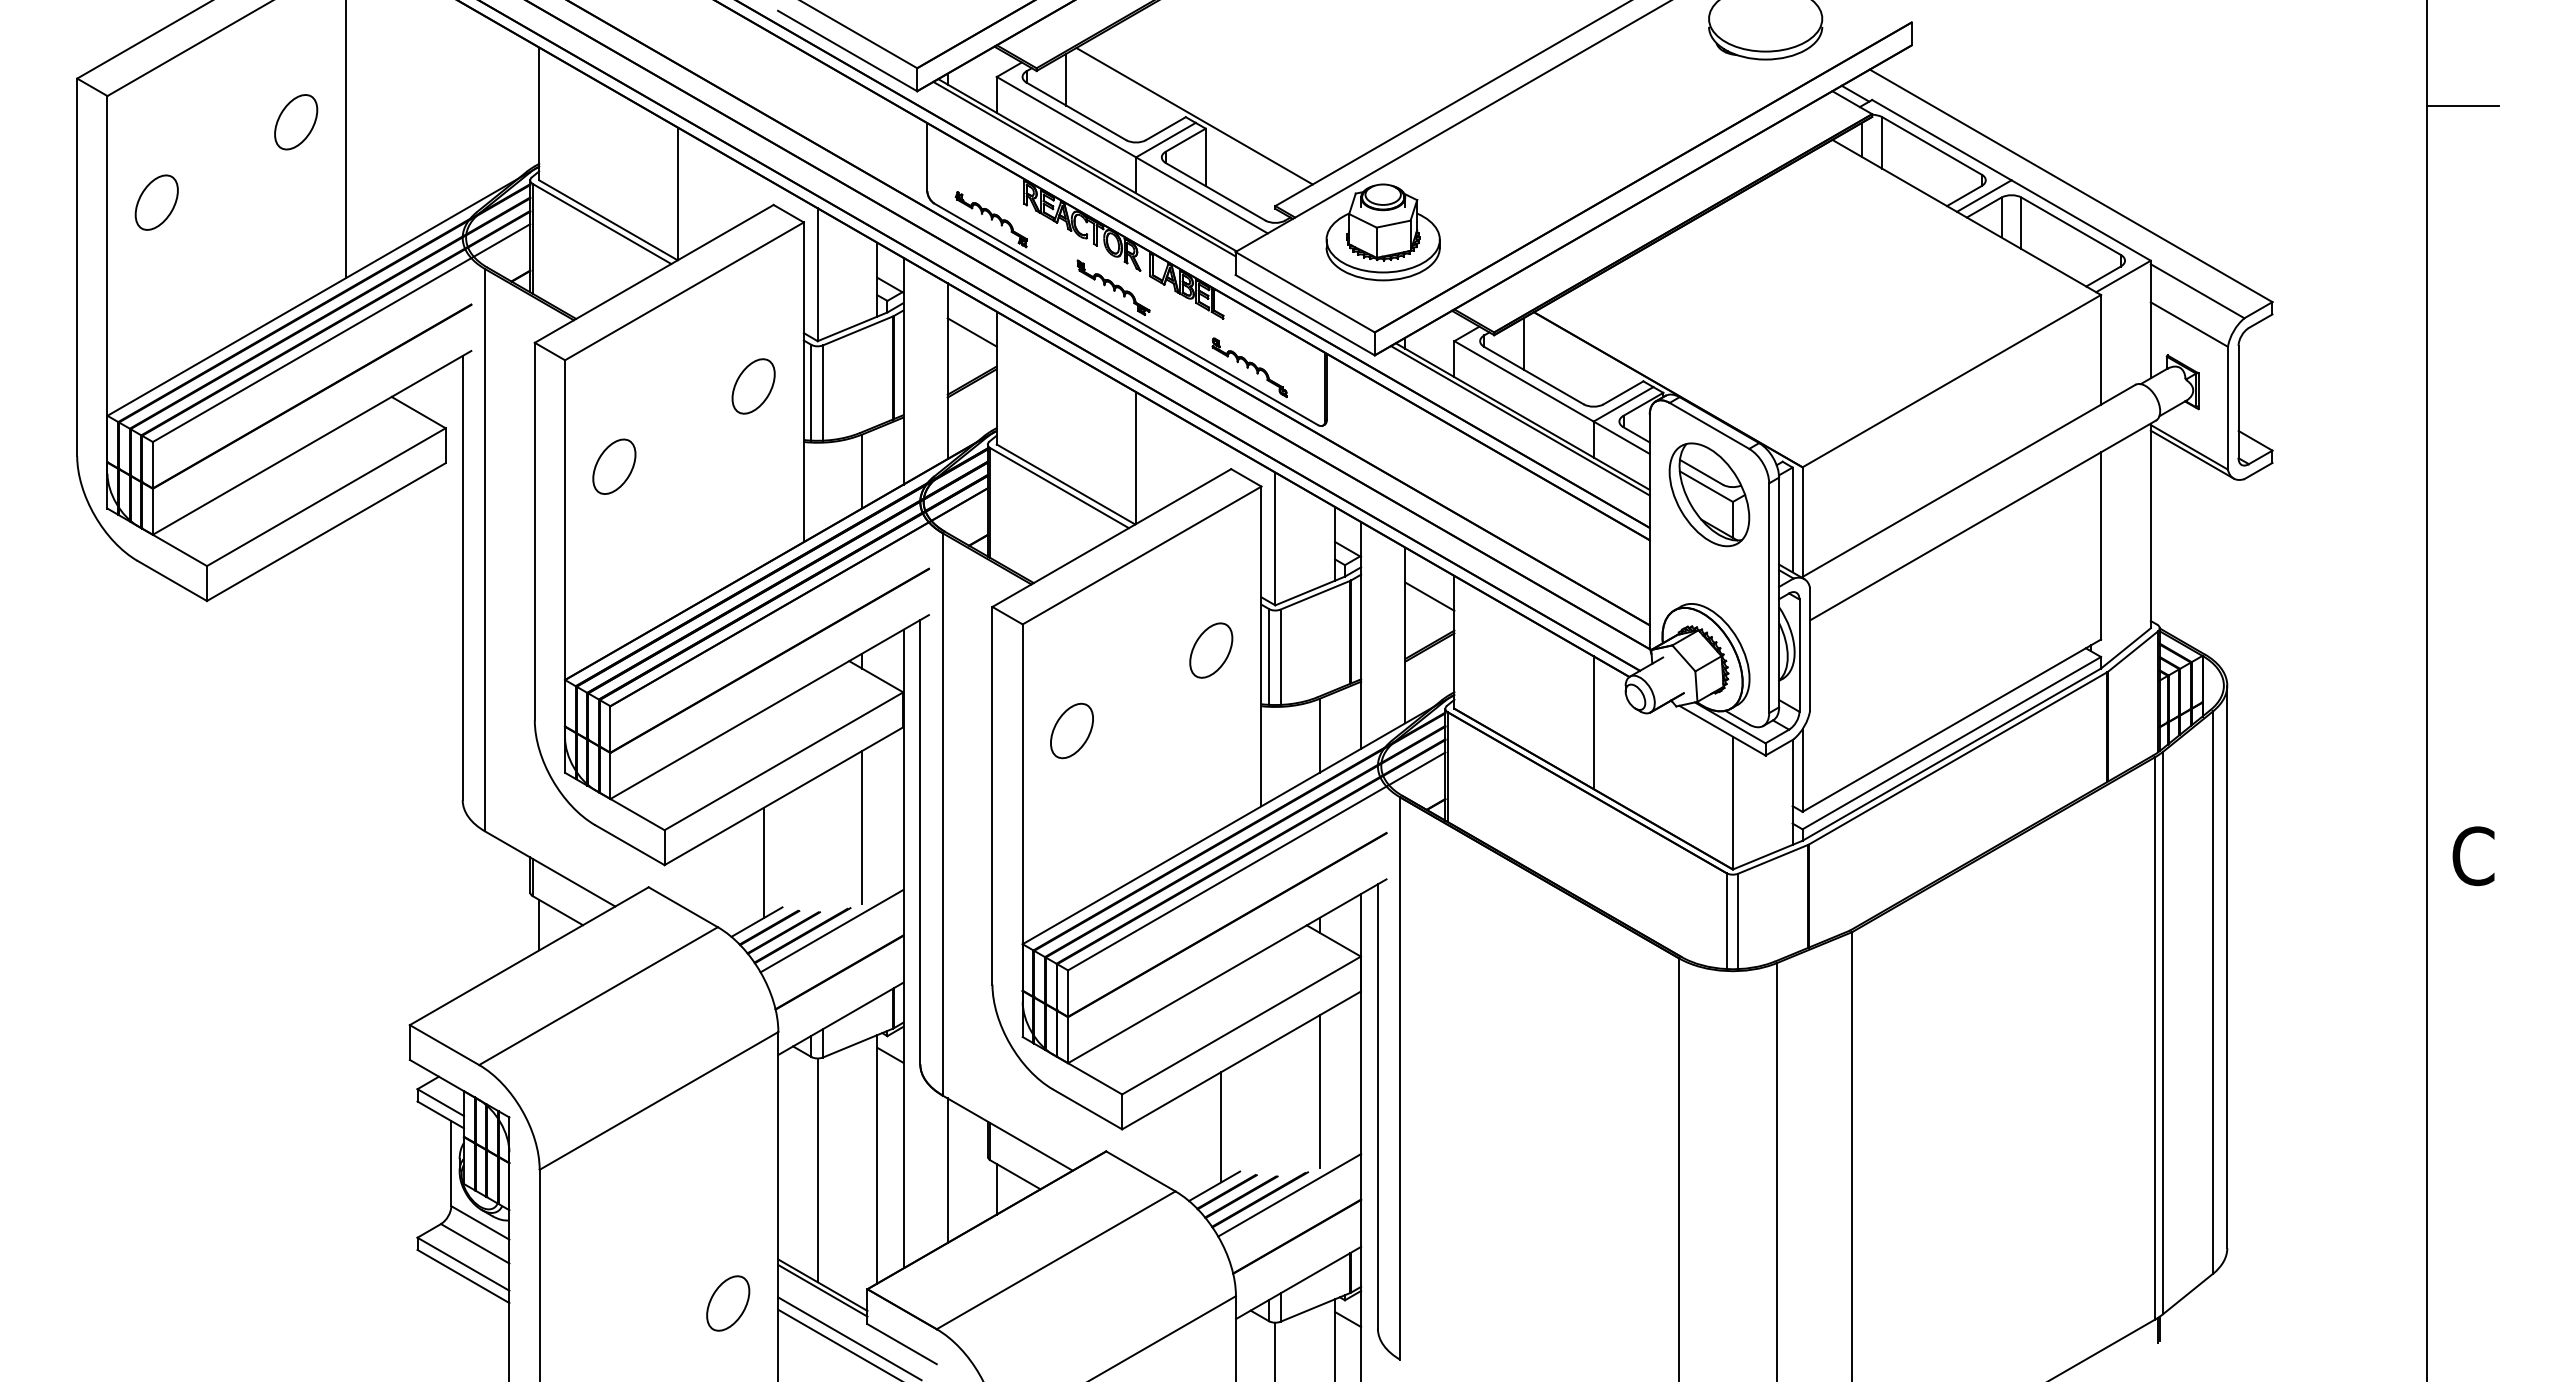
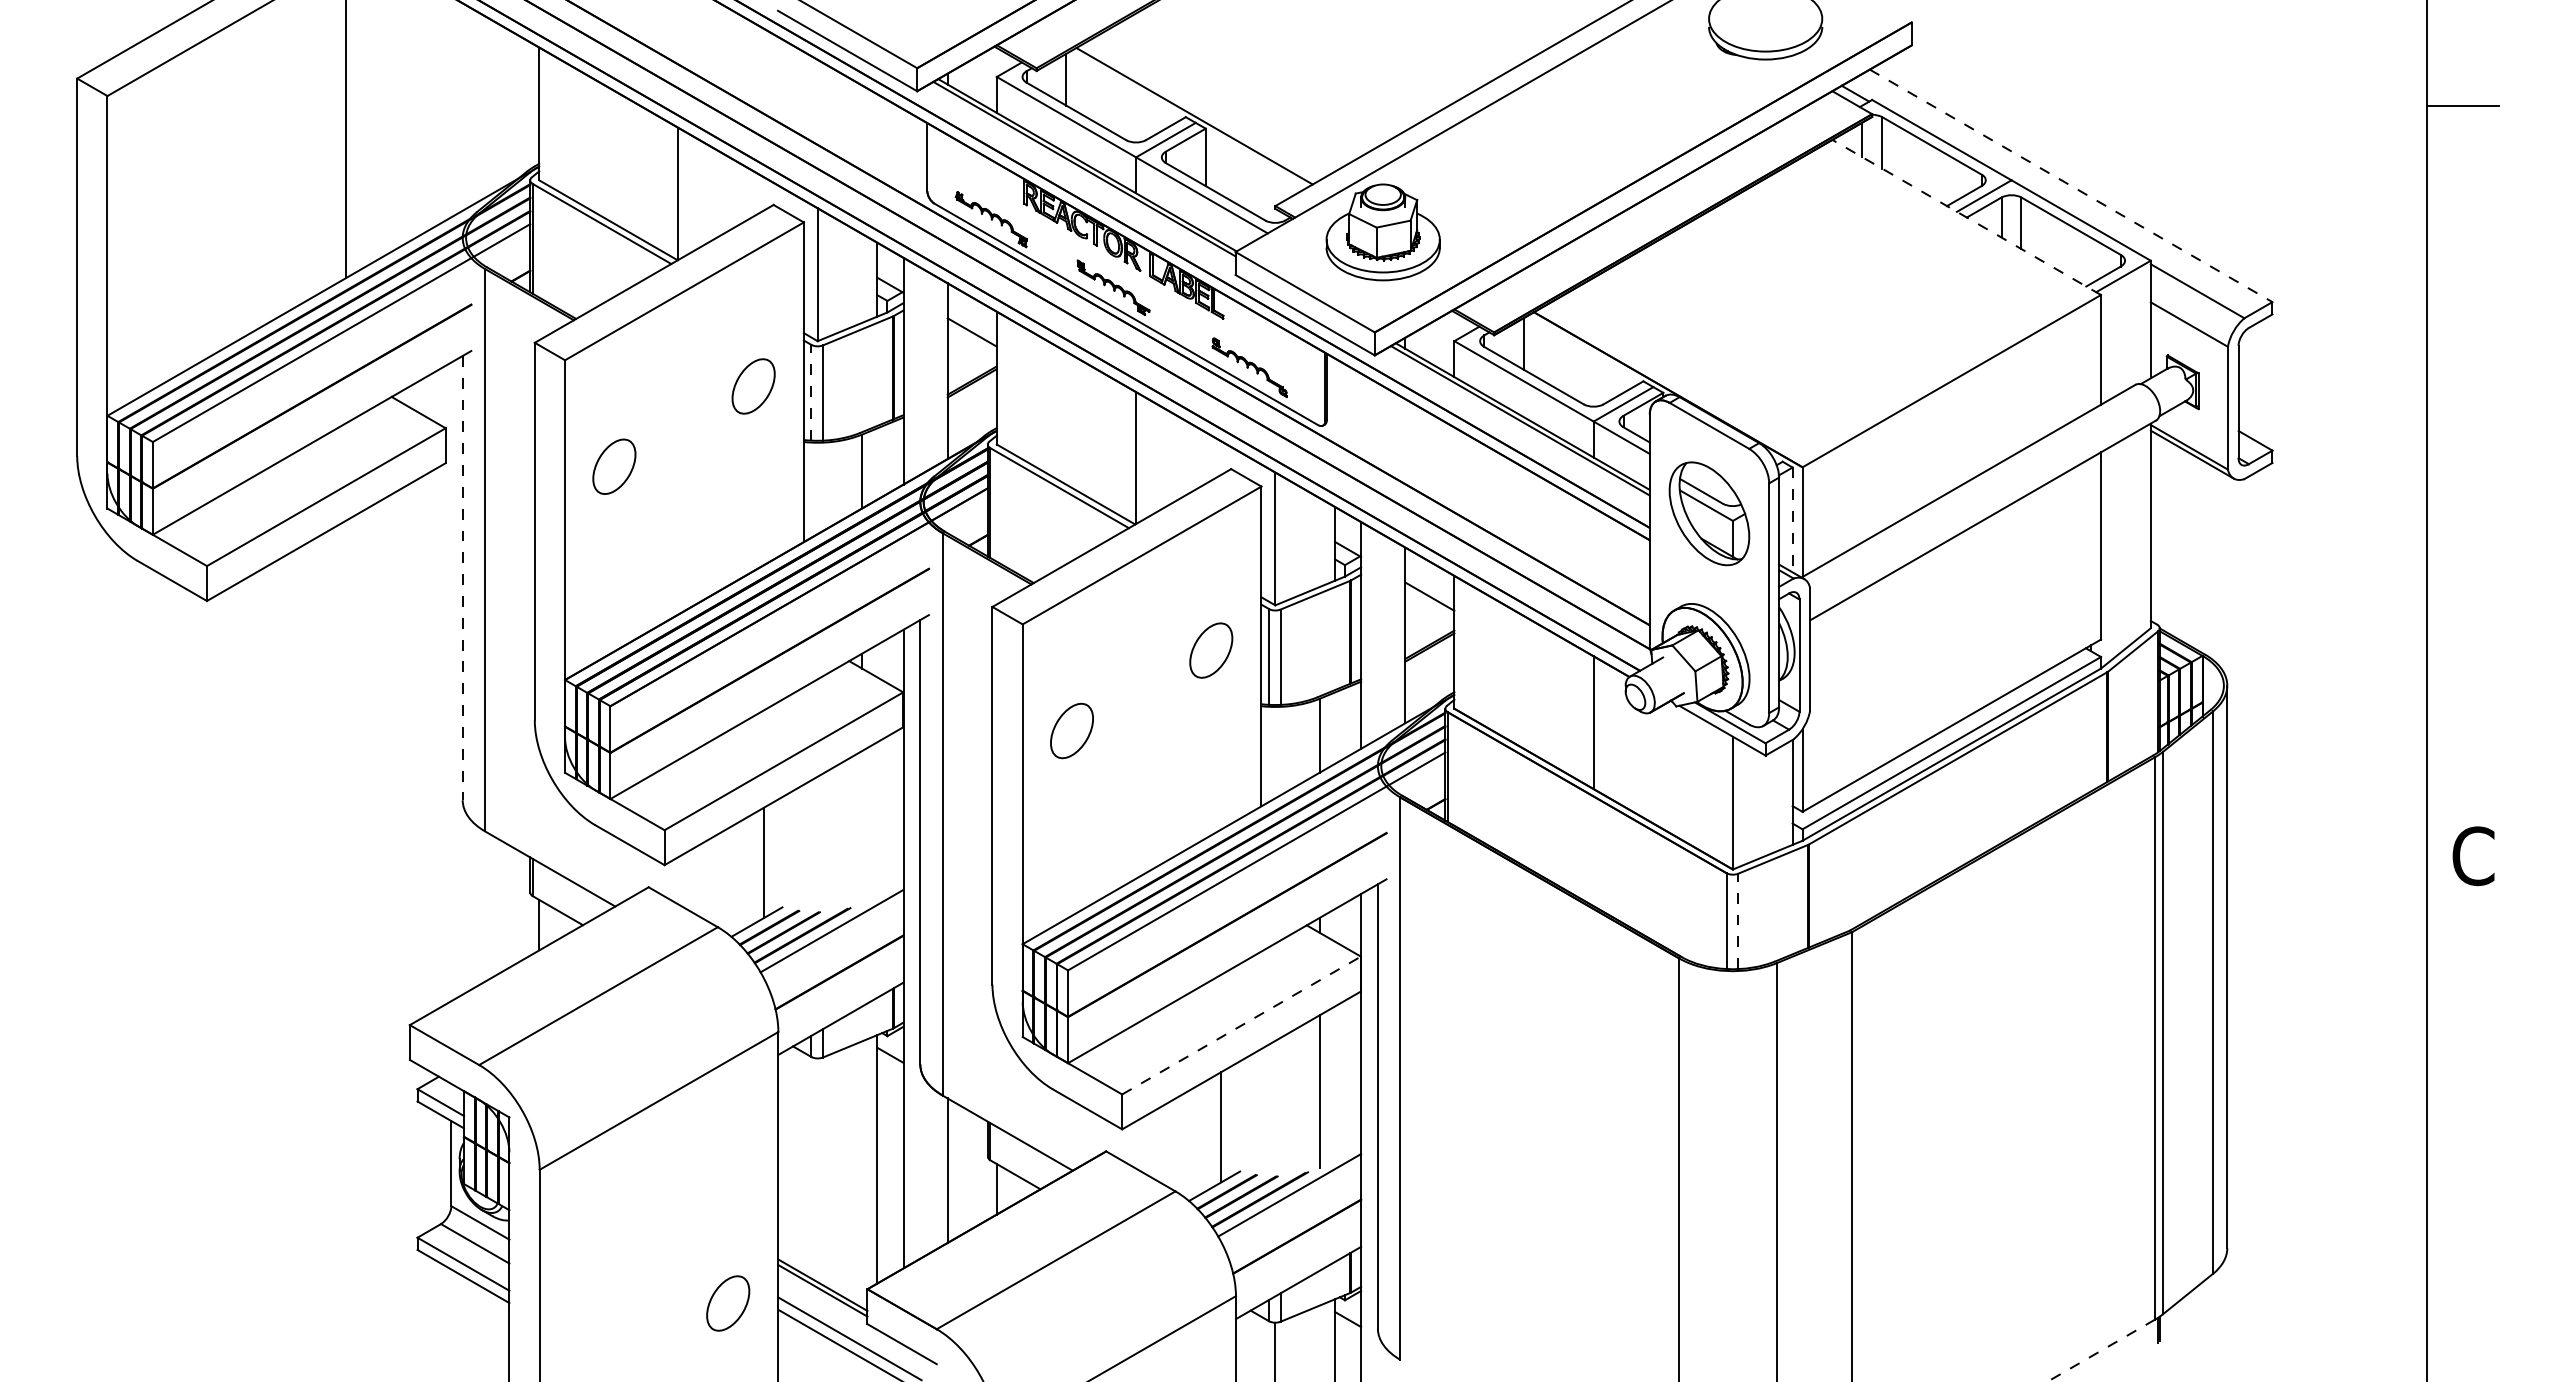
part: present -> none (296, 122)
line: solid -> dashed (2071, 186)
part: present -> none (156, 202)
line: solid -> dashed (1966, 217)
line: solid -> dashed (811, 392)
part position: (1709, 494) -> (1709, 513) (1709, 513)
line: solid -> dashed (1792, 520)
line: solid -> dashed (462, 578)
line: present -> none (862, 827)
line: solid -> dashed (1738, 921)
line: solid -> dashed (1241, 1025)
line: present -> none (817, 1170)
line: solid -> dashed (2101, 1350)
